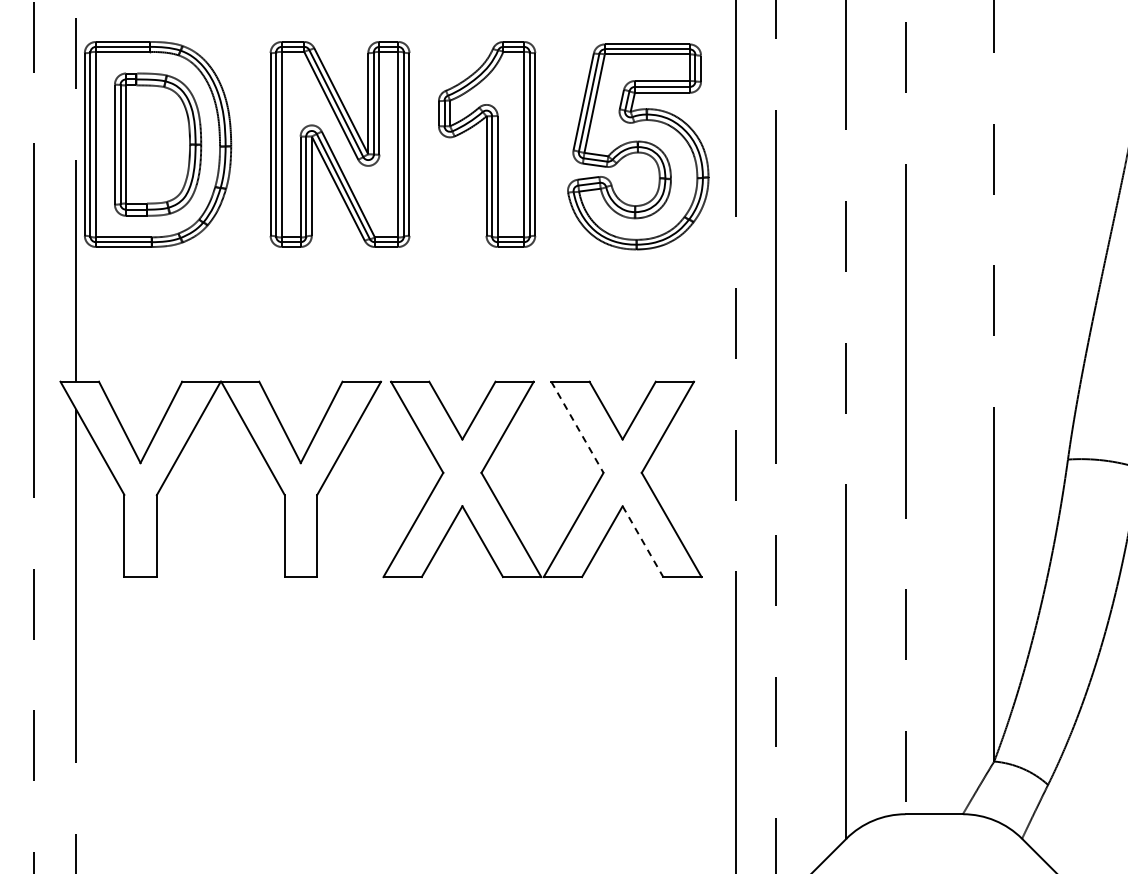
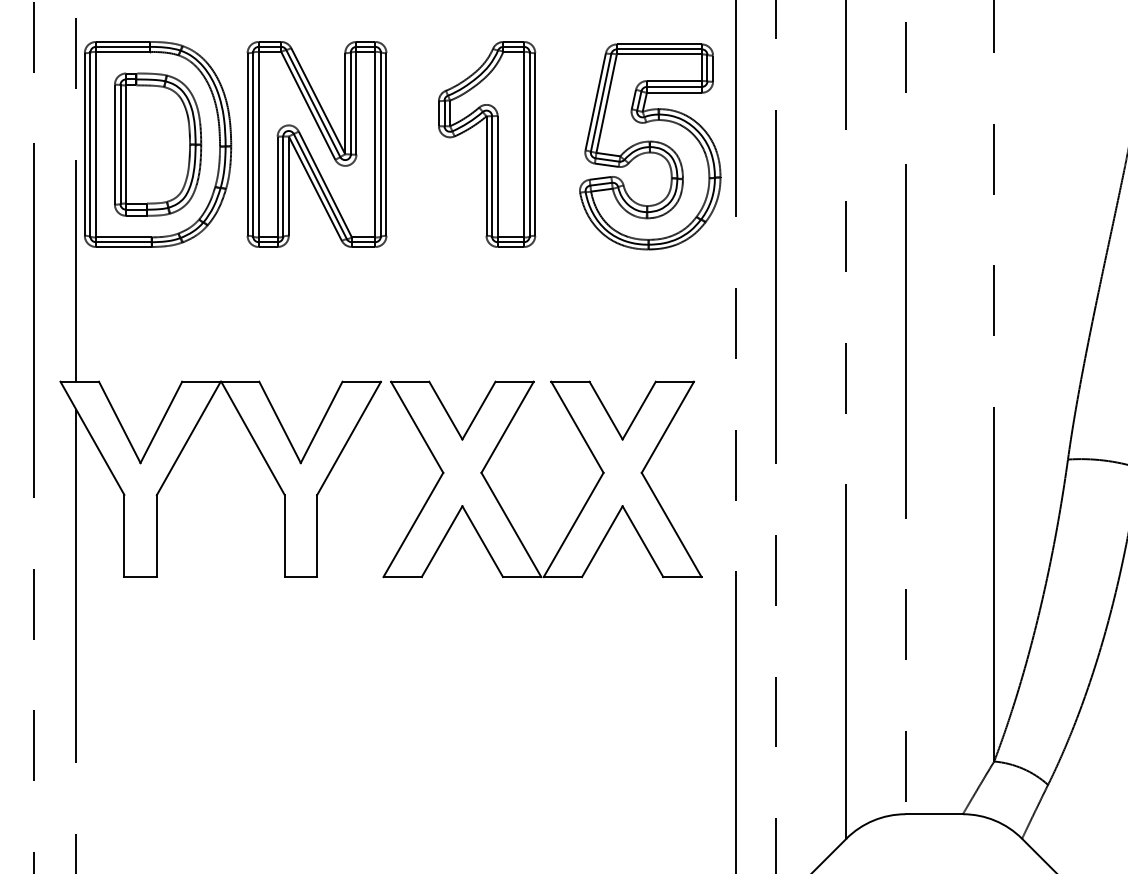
part position: (339, 144) -> (316, 144) (316, 144)
part position: (638, 146) -> (650, 146) (650, 146)
line: dashed -> solid (577, 427)
line: dashed -> solid (642, 541)
